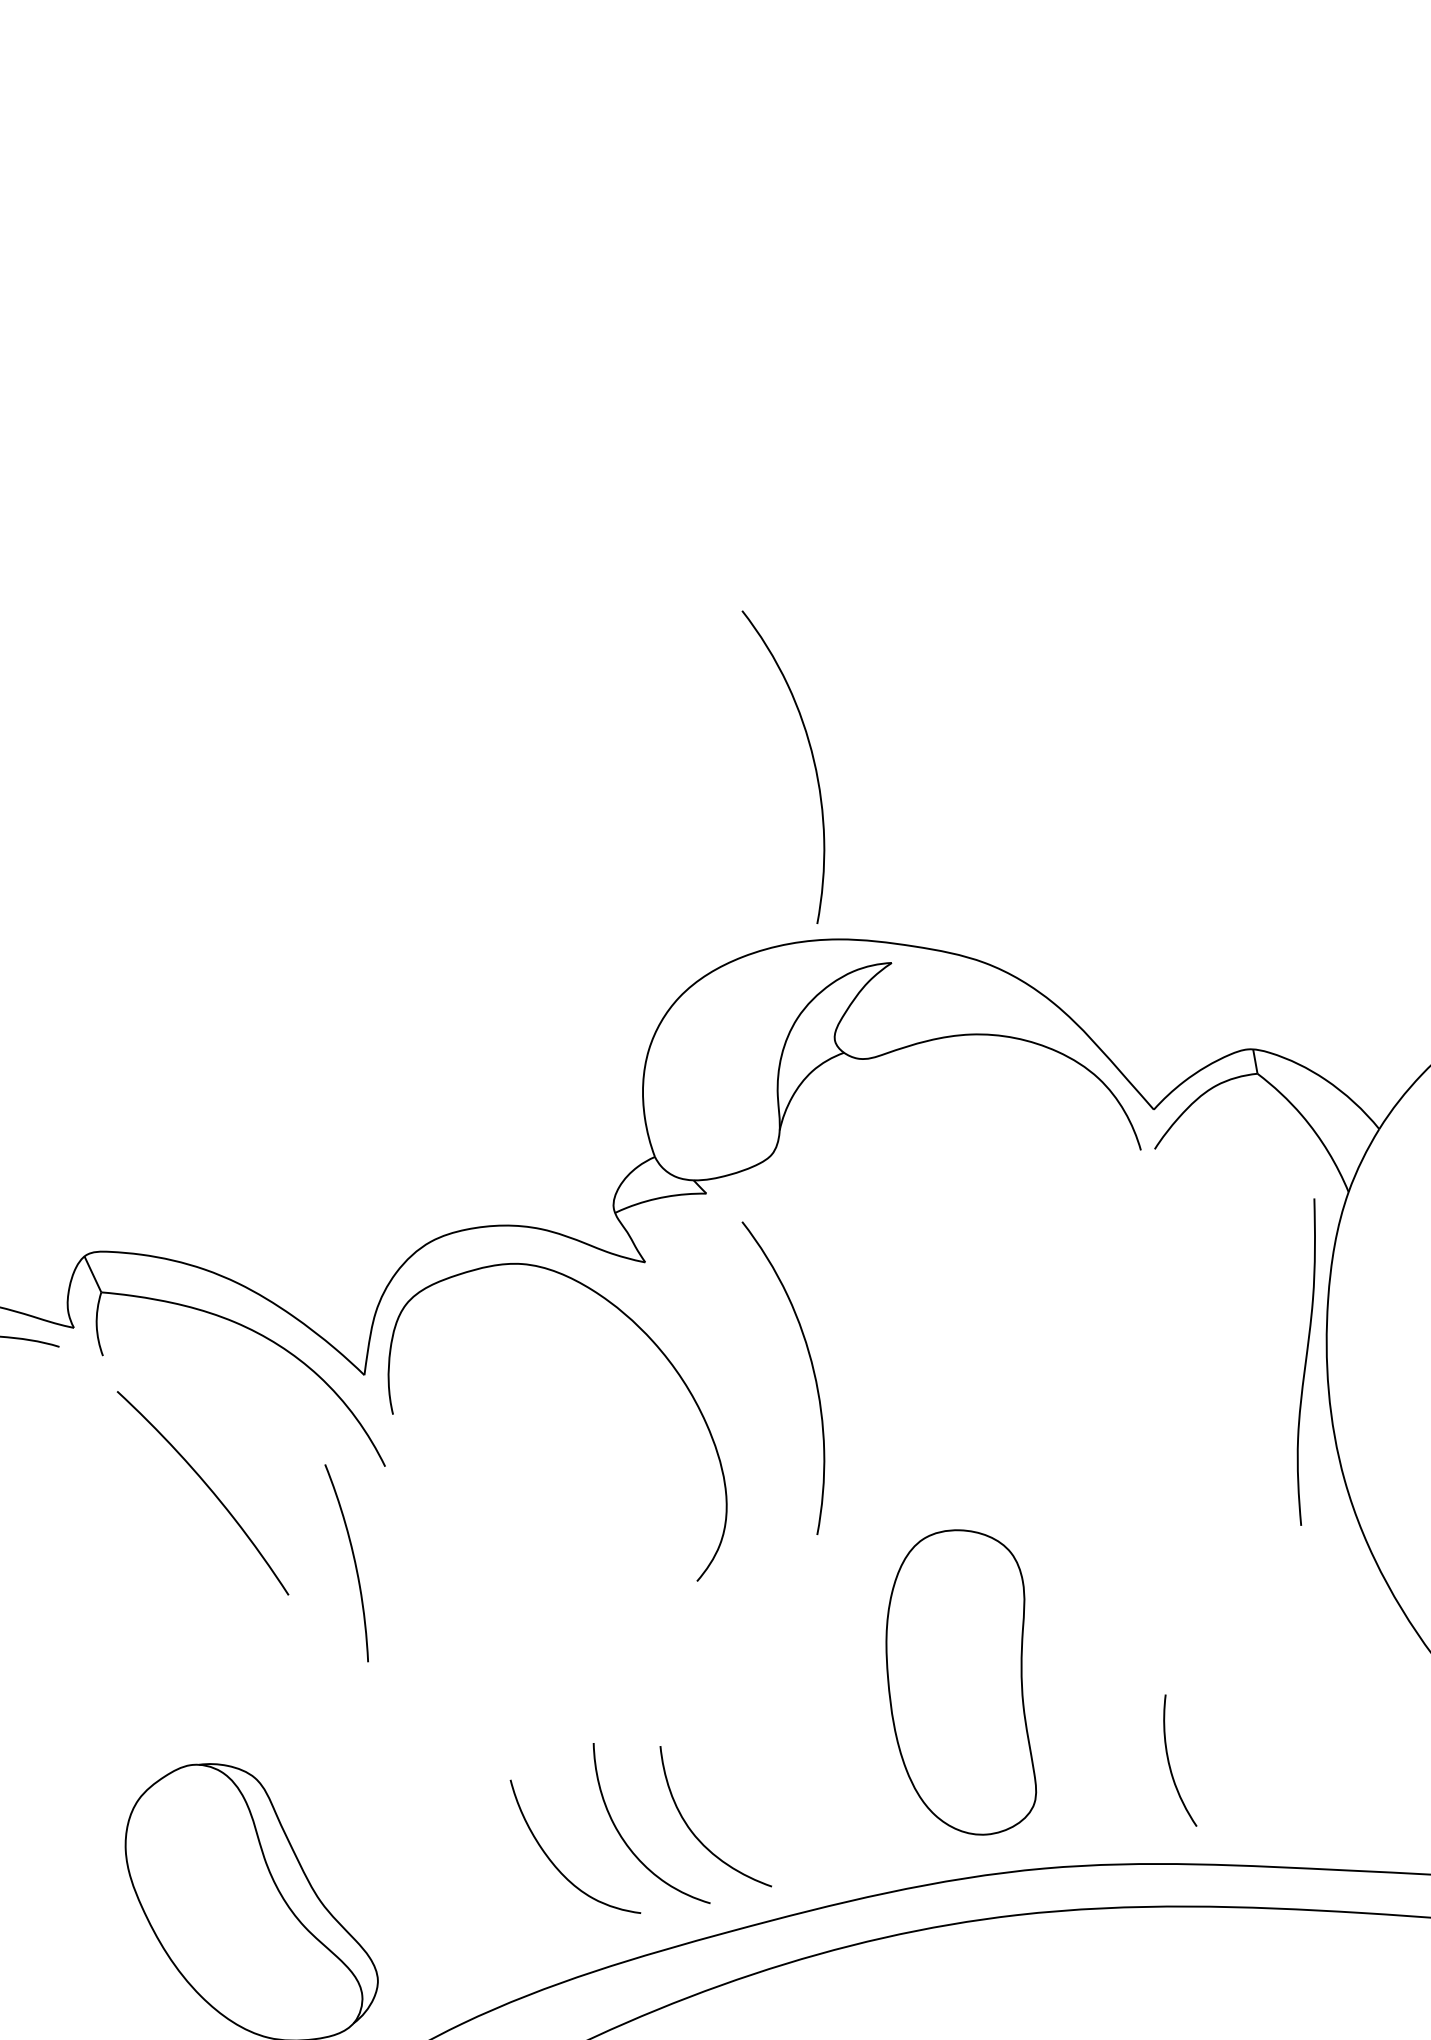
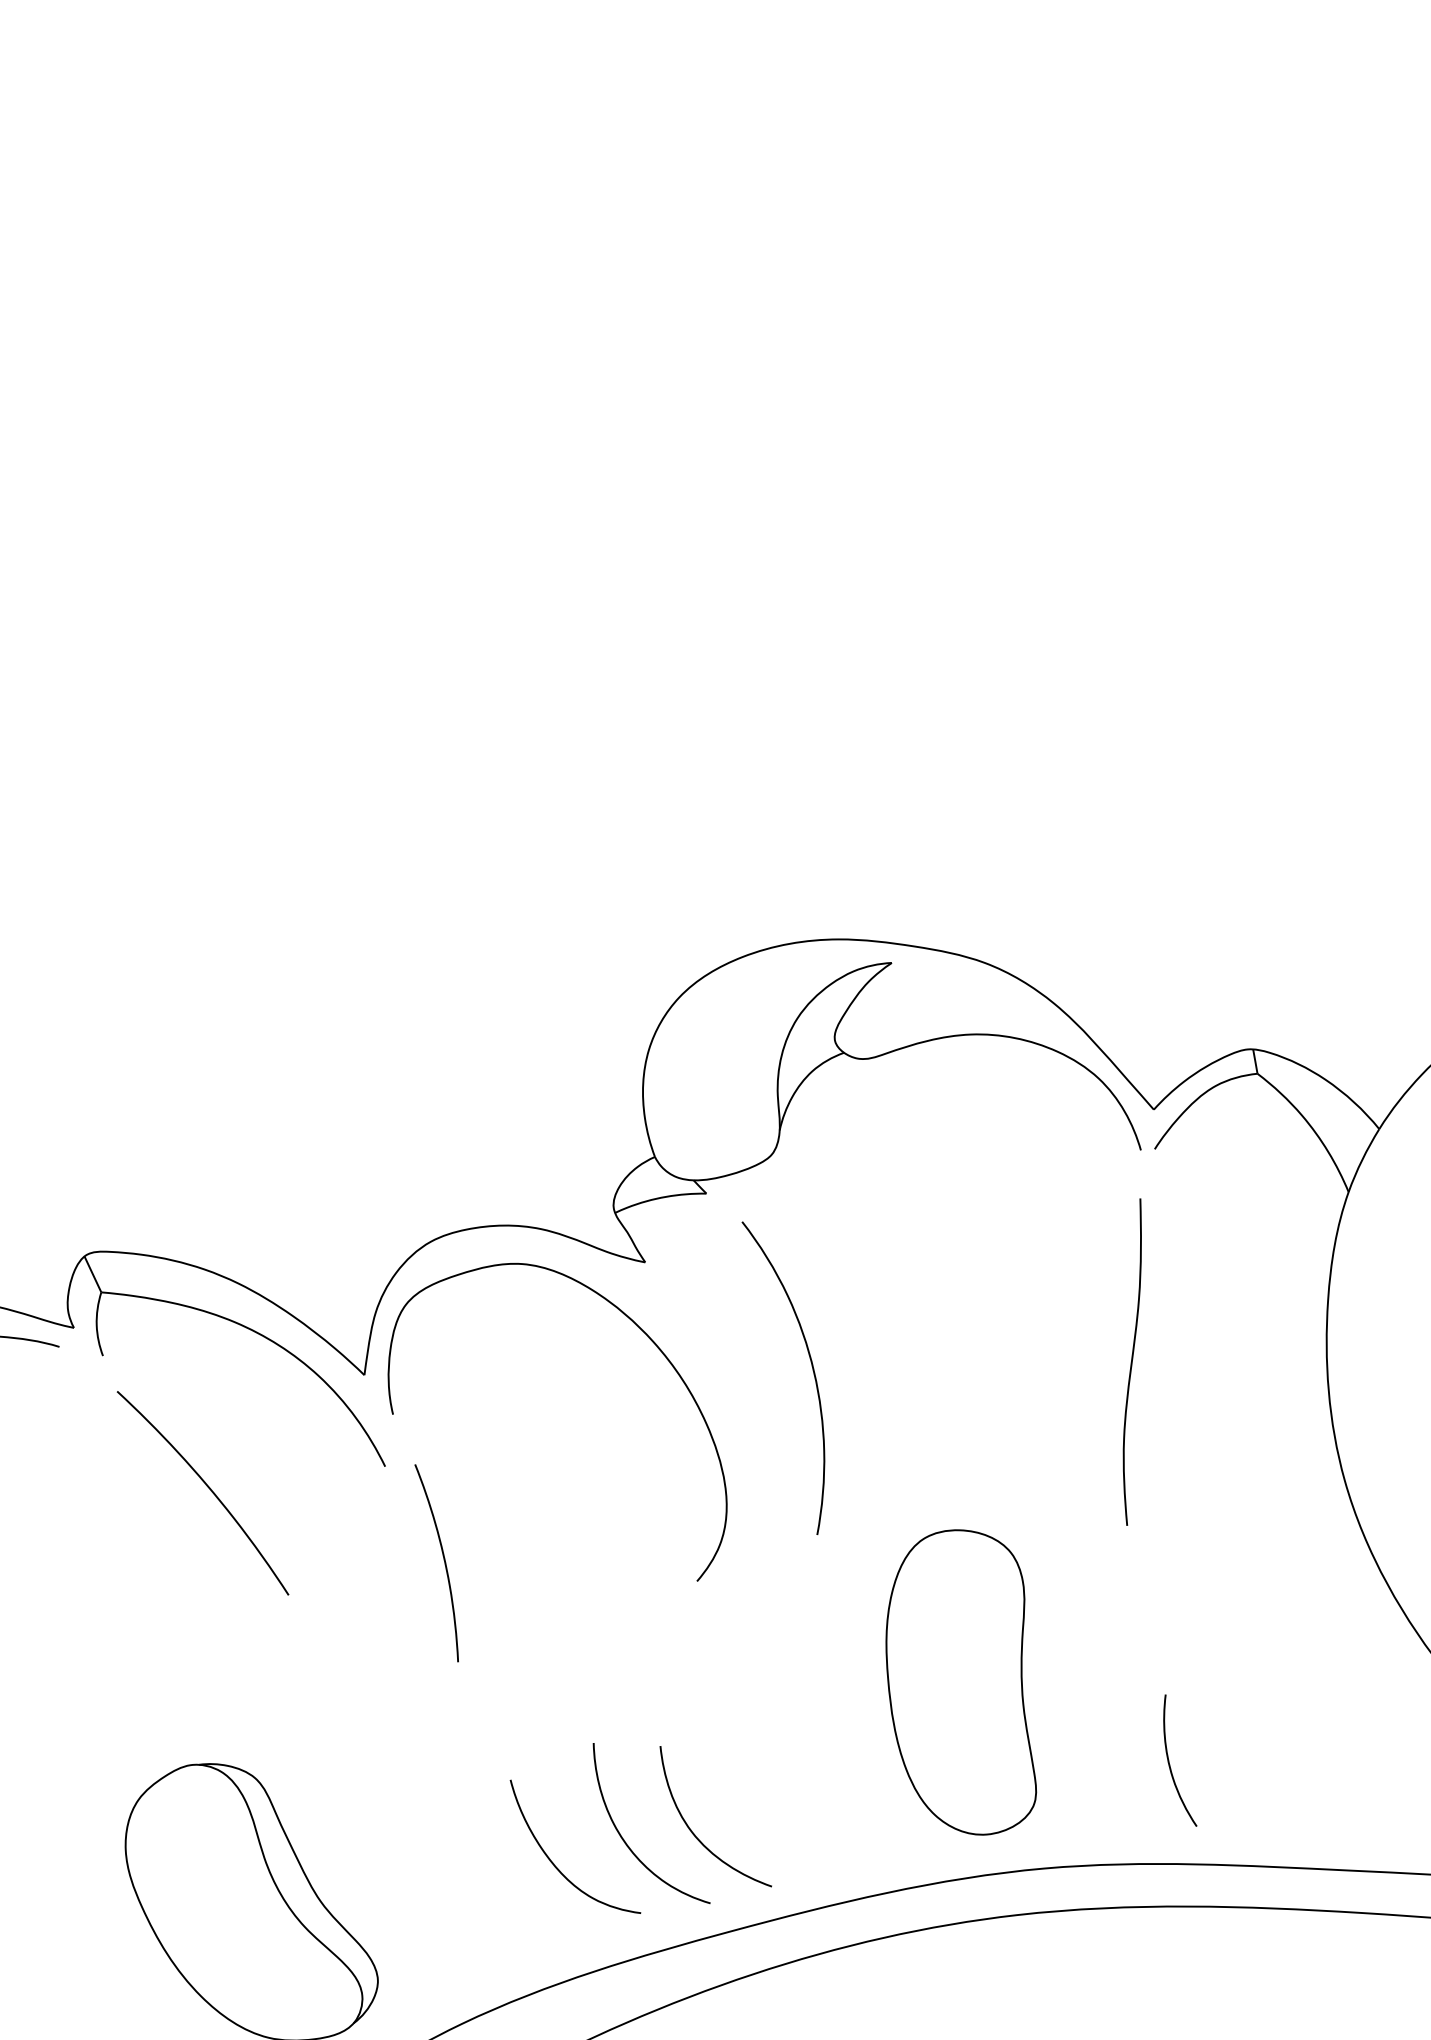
curve: present -> none (812, 759)
curve position: (1305, 1361) -> (1131, 1361) (1131, 1361)
curve position: (353, 1560) -> (443, 1560) (443, 1560)
